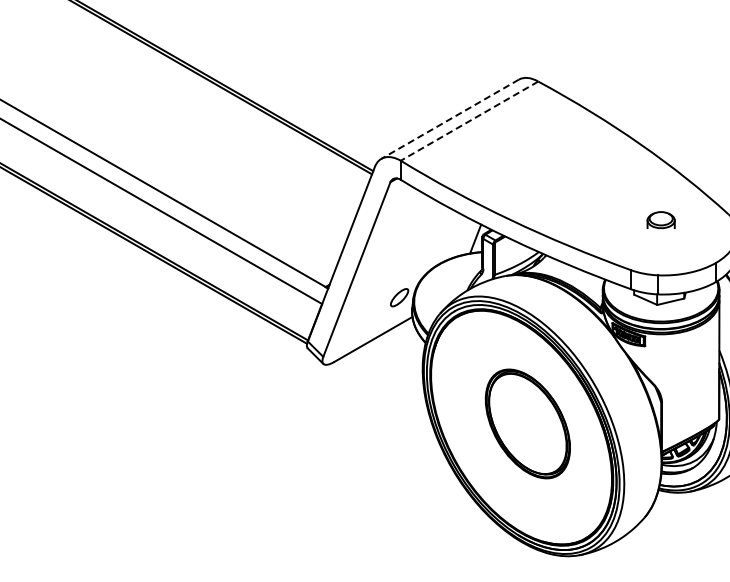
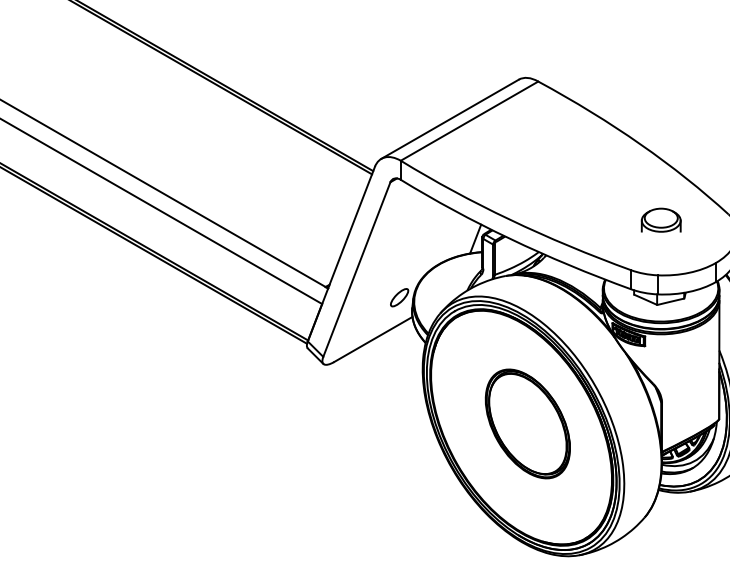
line: dashed -> solid (449, 119)
line: dashed -> solid (469, 121)
part size: 30x19 px -> 42x26 px (660, 219)
